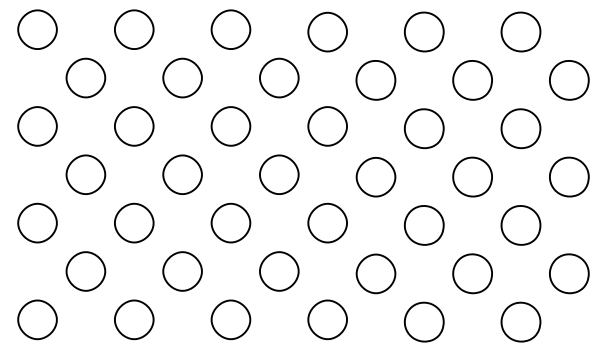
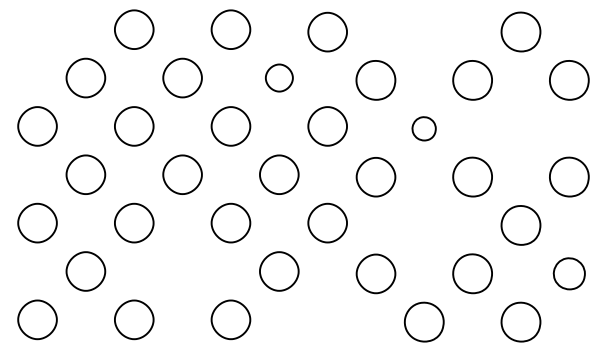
part: present -> none (37, 29)
part: present -> none (423, 31)
part size: 41x42 px -> 29x30 px (279, 77)
part size: 42x42 px -> 26x26 px (423, 128)
part: present -> none (520, 128)
part: present -> none (424, 225)
part: present -> none (182, 271)
part size: 41x42 px -> 34x34 px (568, 273)
part: present -> none (327, 319)
